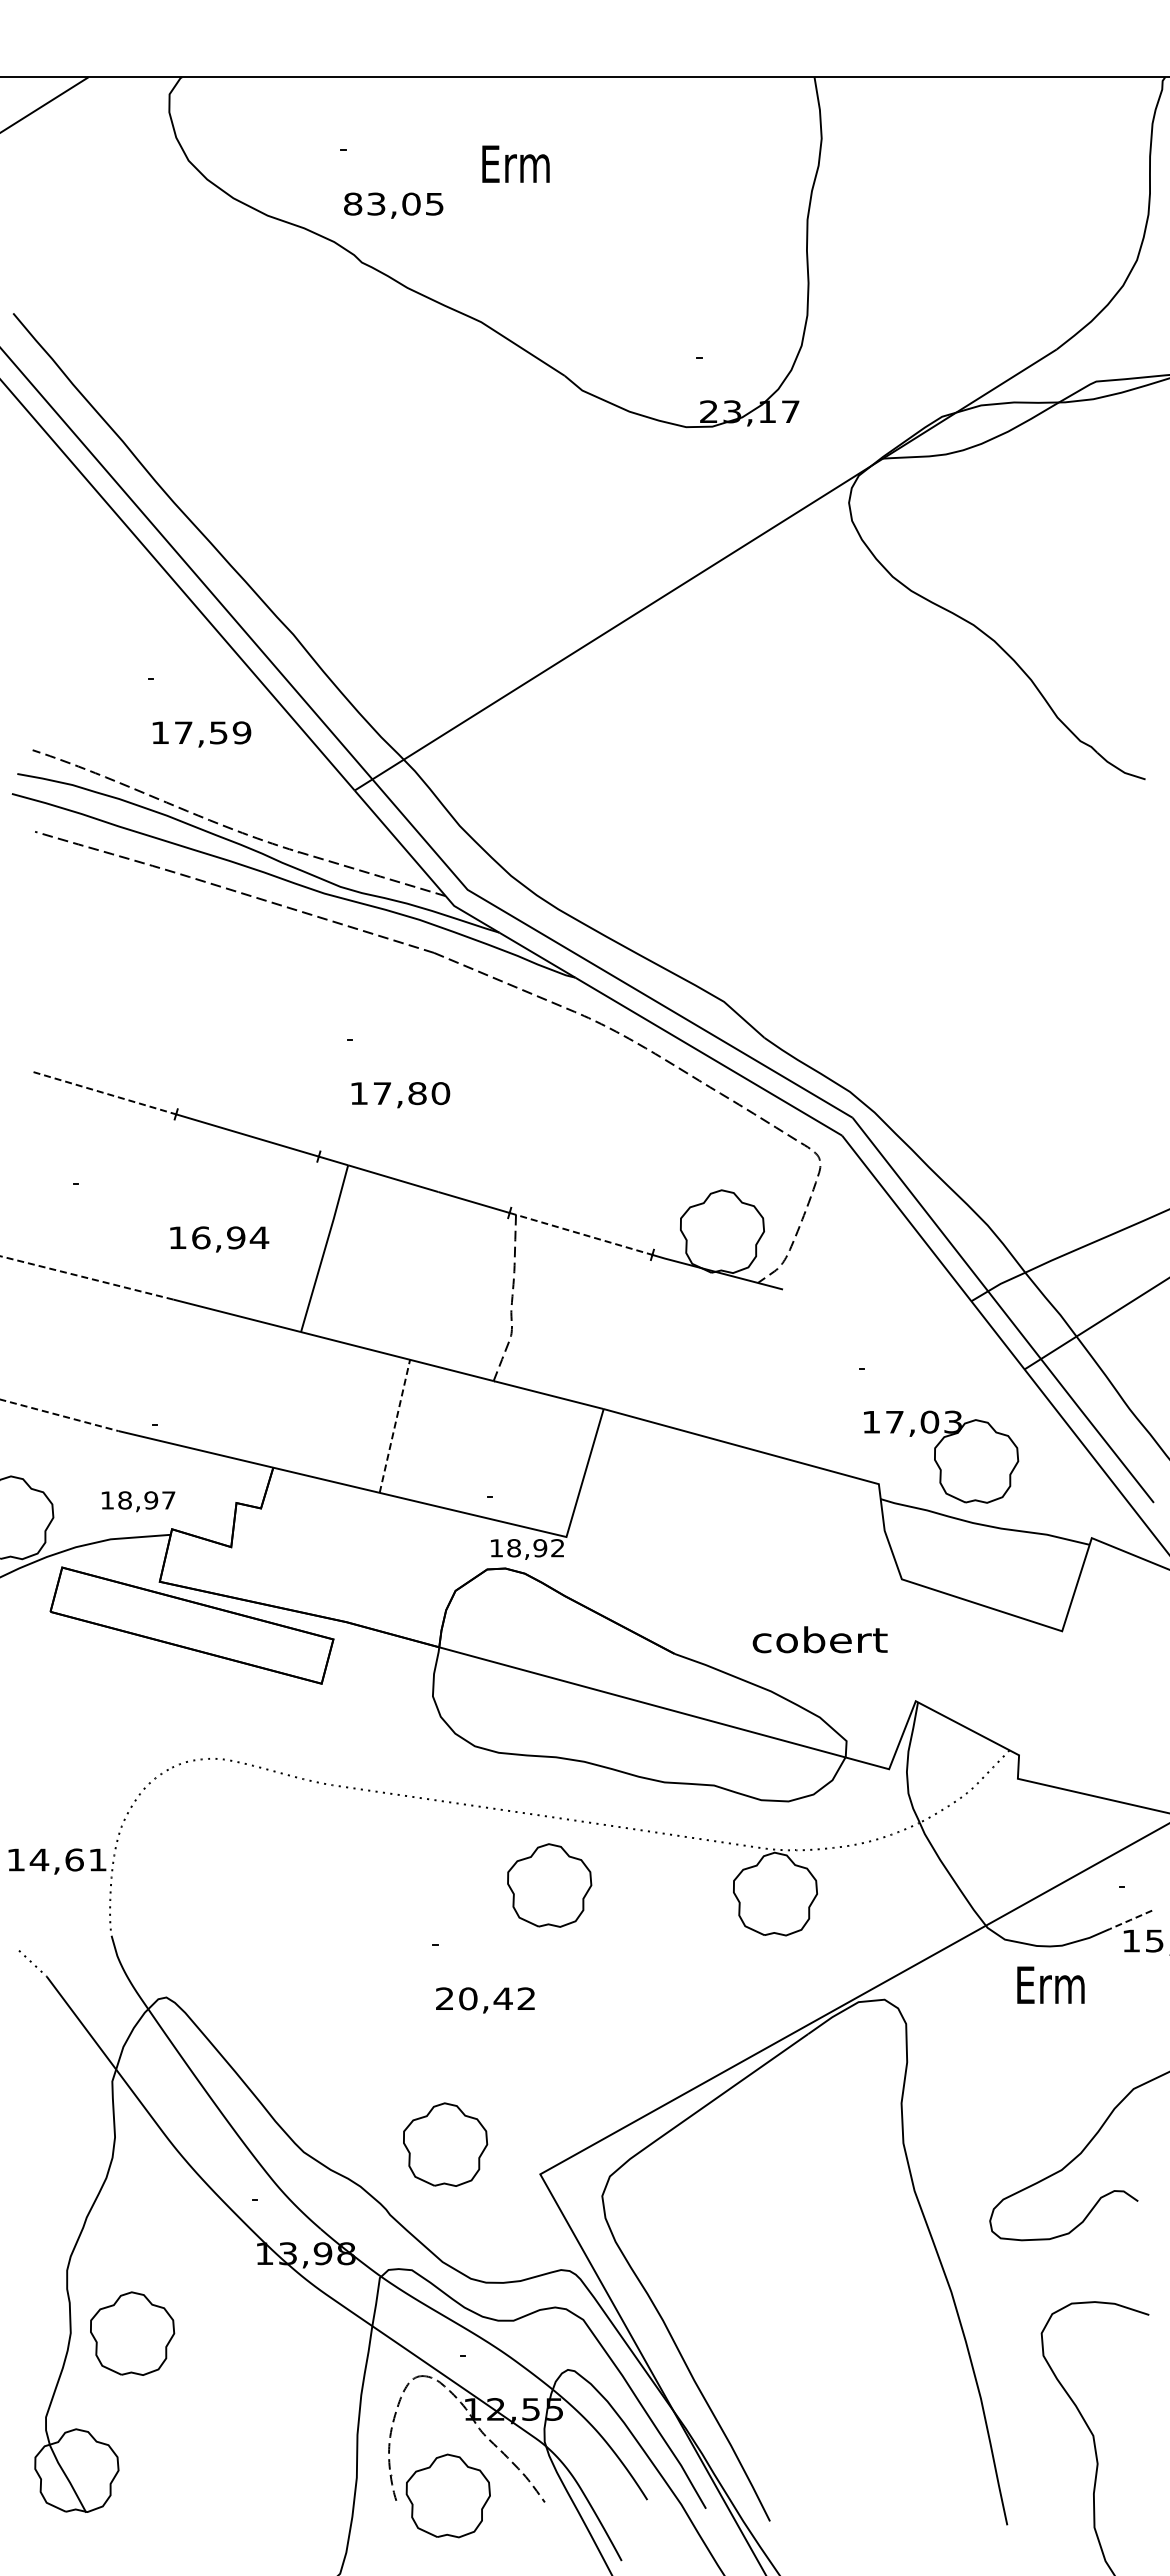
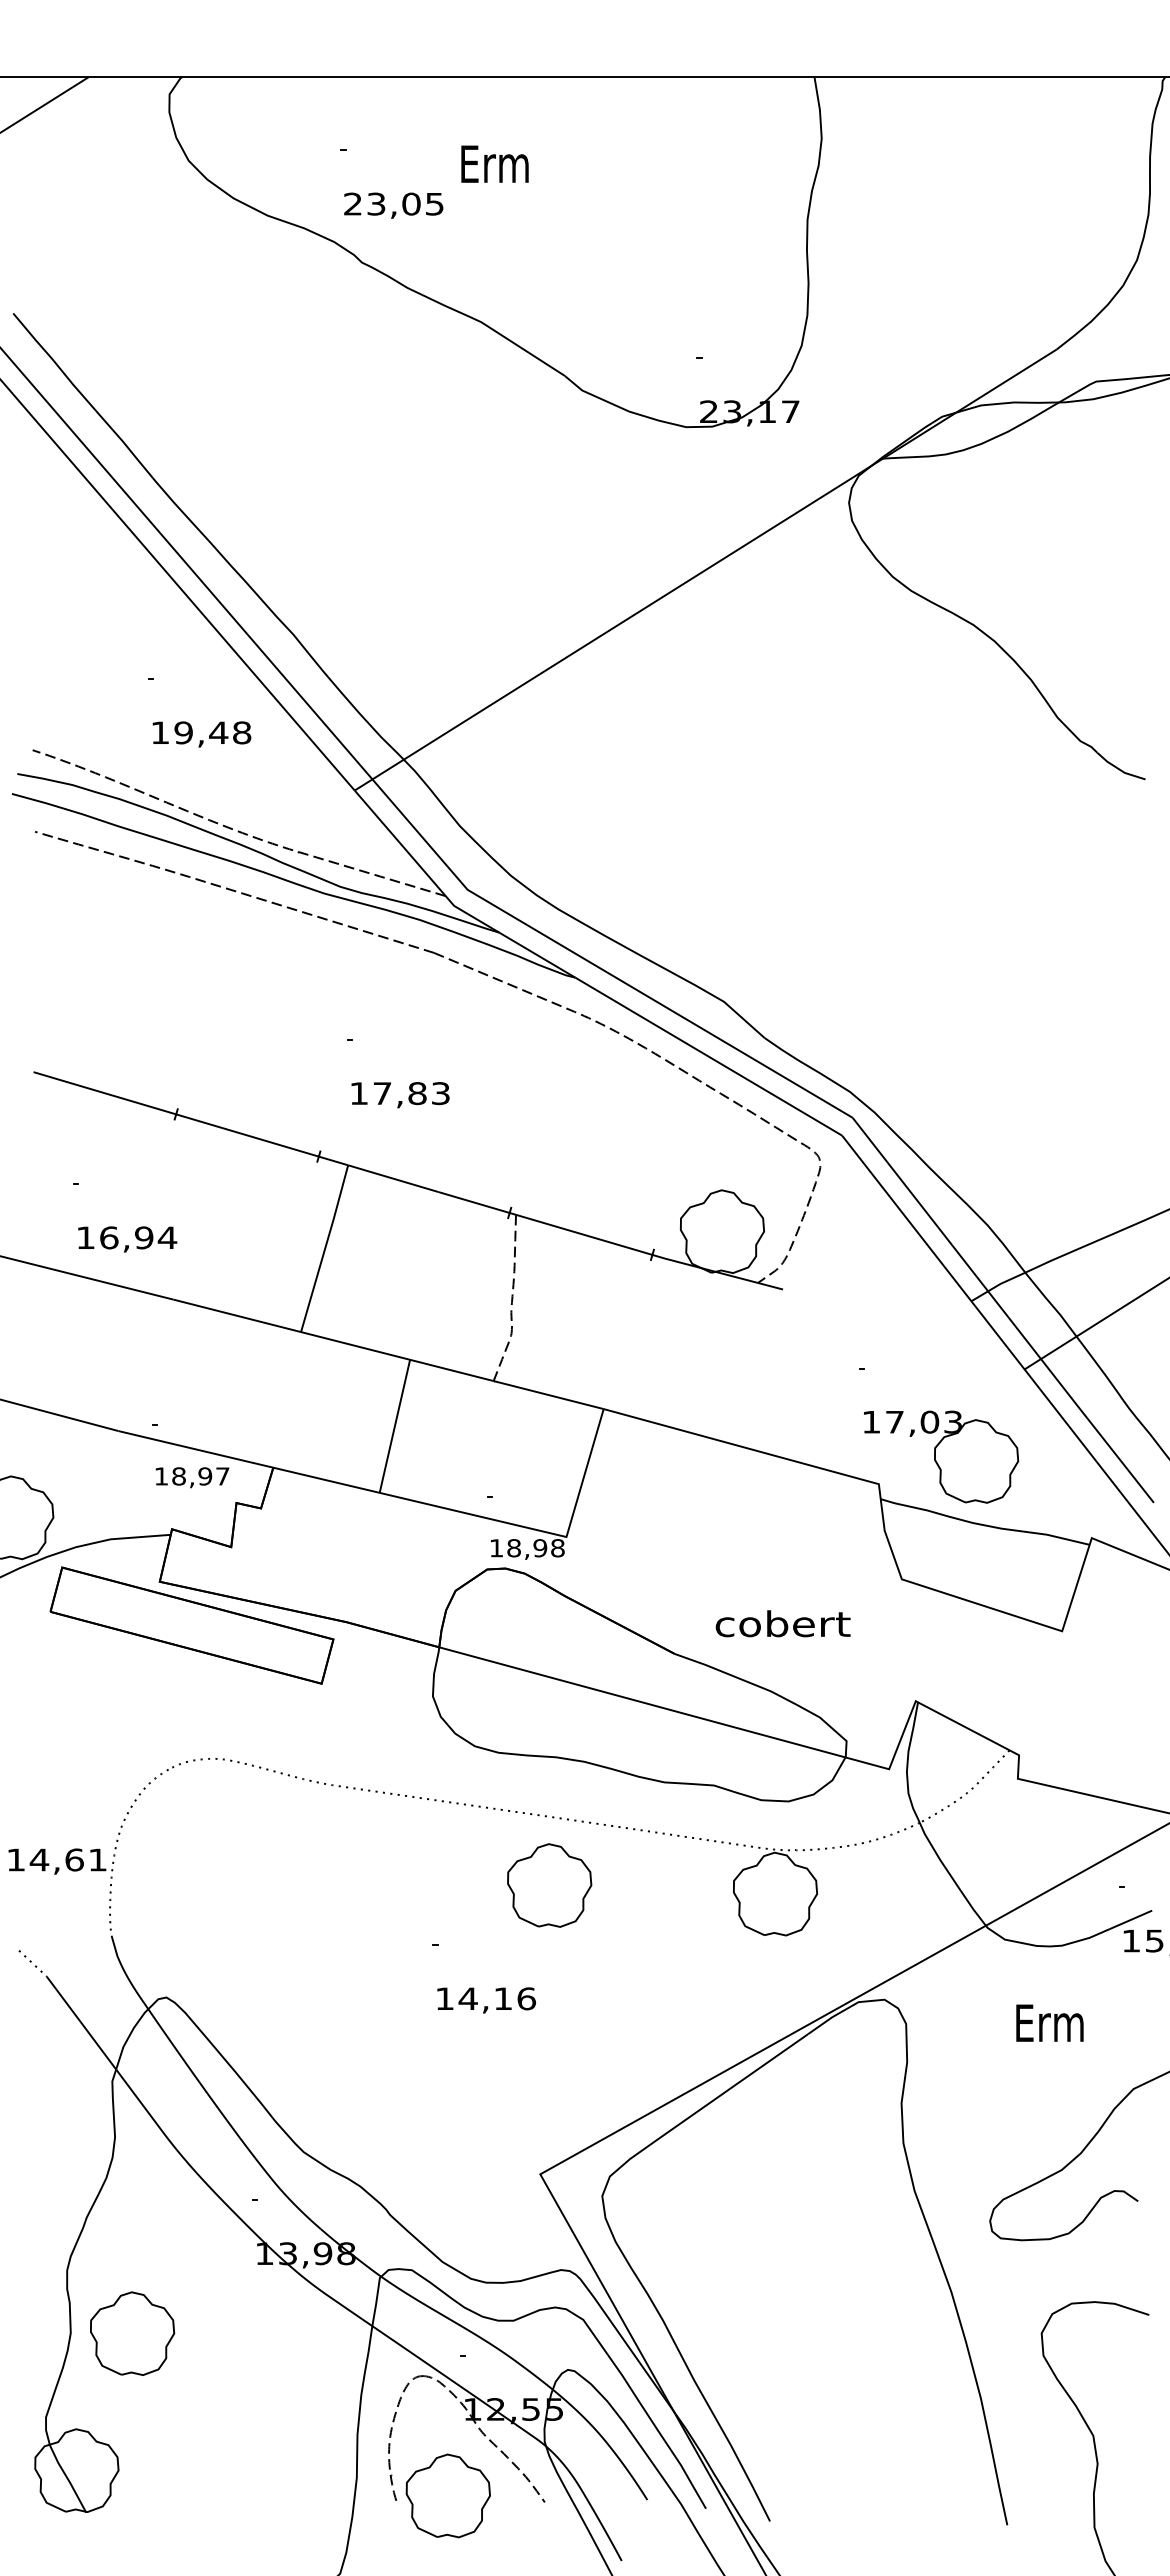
text position: (515, 163) -> (494, 163) (494, 163)
text: 83,05 -> 23,05 (353, 203)
text: 17,59 -> 19,48 (212, 732)
line: dashed -> solid (105, 1093)
text: 17,80 -> 17,83 (440, 1093)
line: dashed -> solid (581, 1234)
text position: (219, 1239) -> (127, 1239) (127, 1239)
line: dashed -> solid (86, 1277)
line: dashed -> solid (59, 1415)
line: dashed -> solid (395, 1425)
text position: (138, 1501) -> (192, 1477) (192, 1477)
text: 18,92 -> 18,98 (557, 1548)
text position: (819, 1639) -> (782, 1623) (782, 1623)
line: dashed -> solid (1130, 1920)
text position: (1050, 1984) -> (1049, 2022) (1049, 2022)
text: 20,42 -> 14,16 (486, 1998)
part: present -> none (445, 2144)
